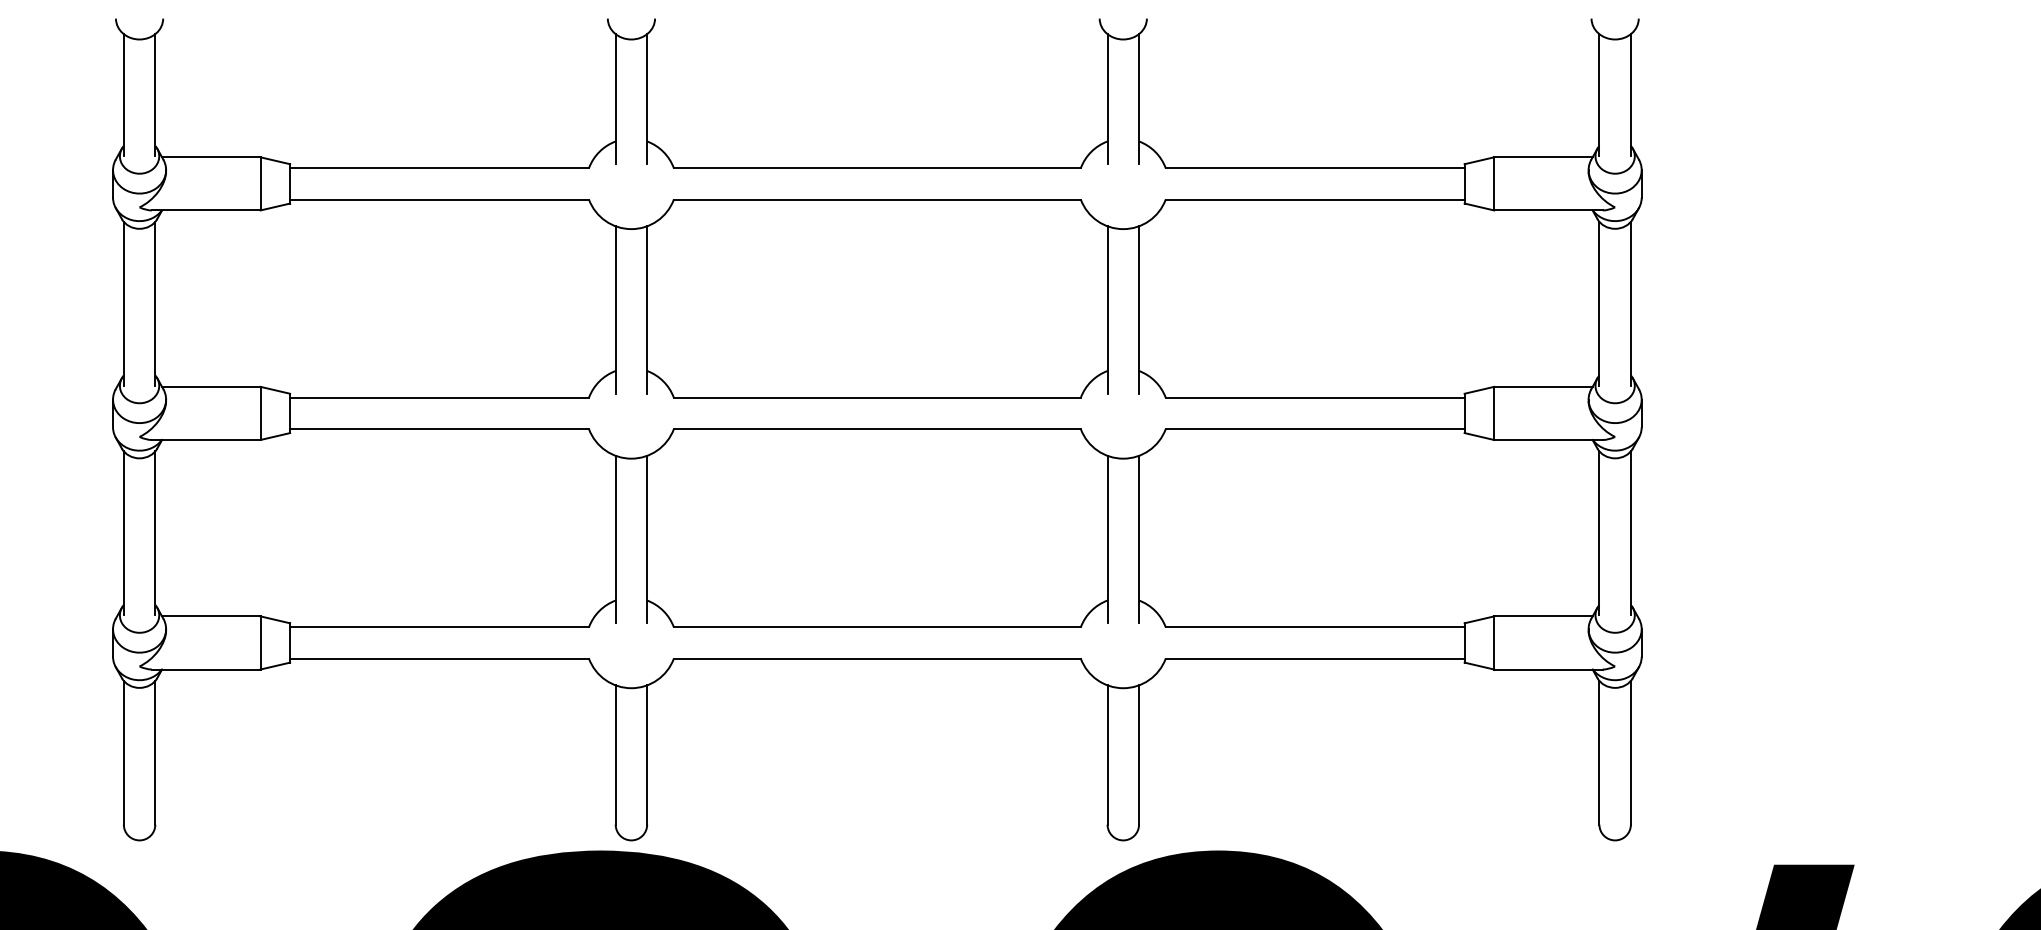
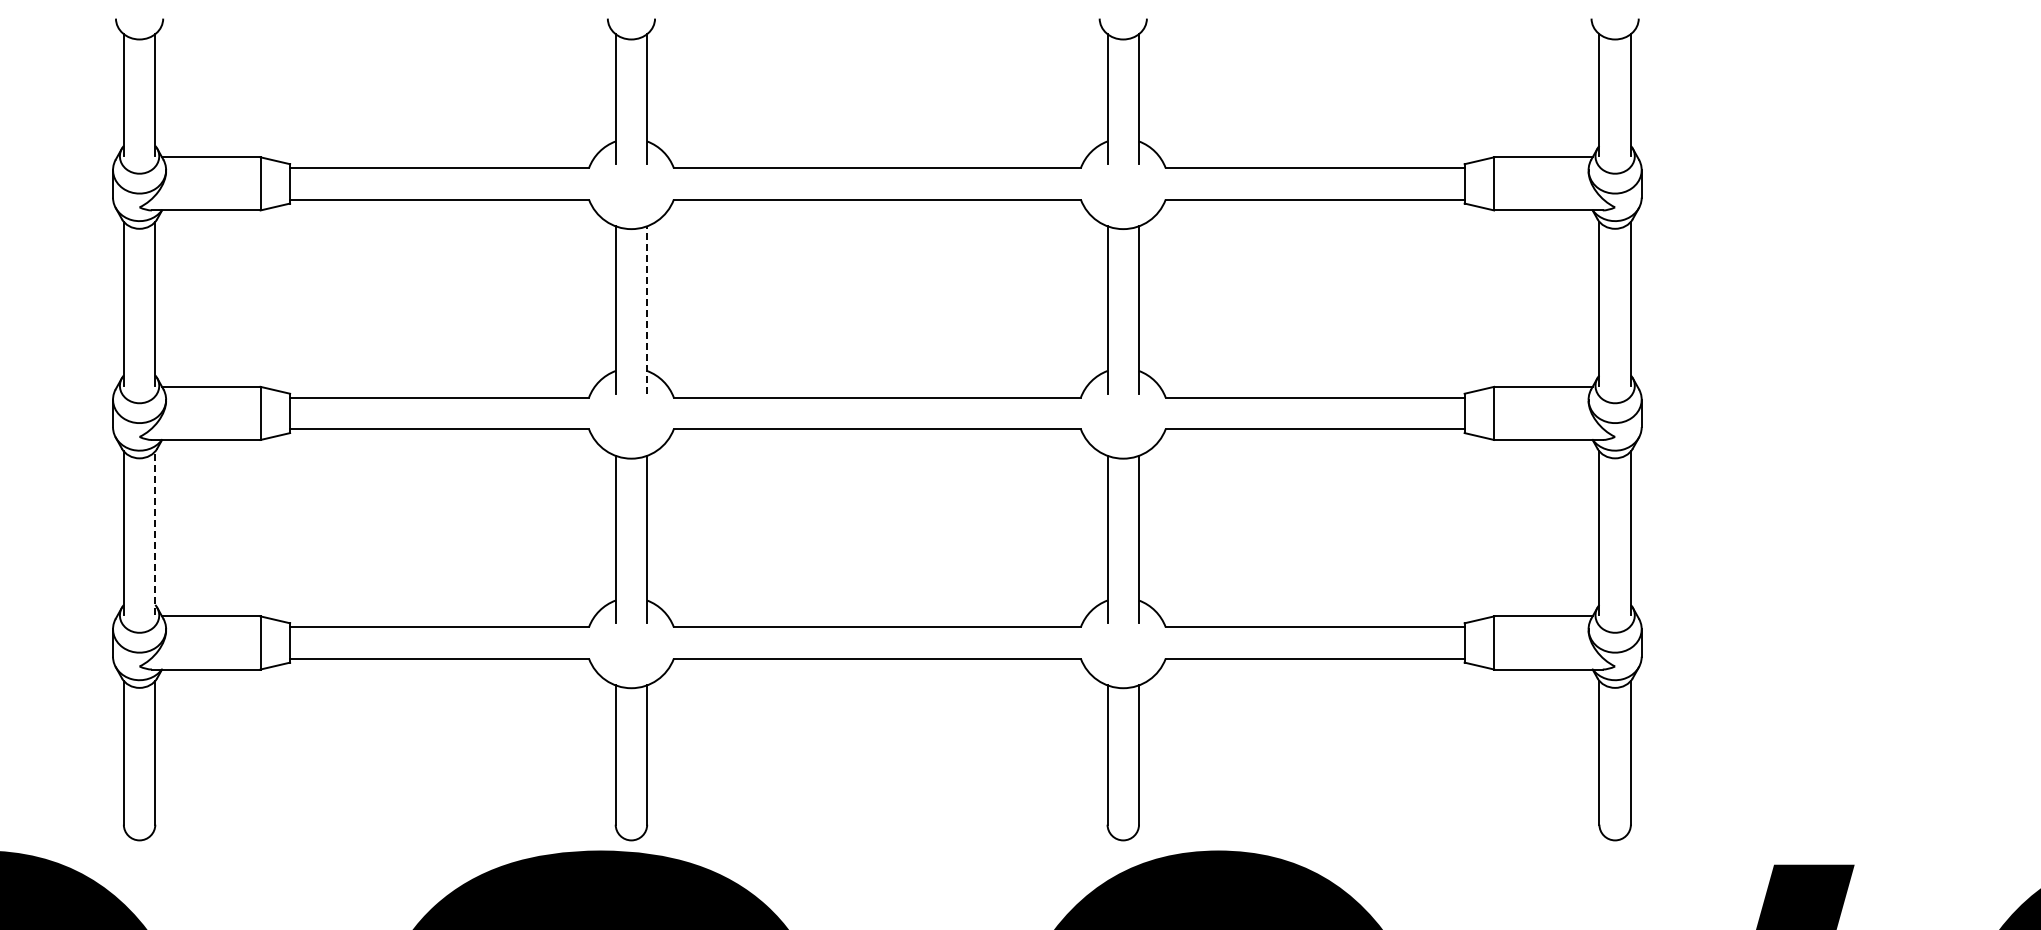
line: solid -> dashed (647, 309)
line: solid -> dashed (155, 532)
